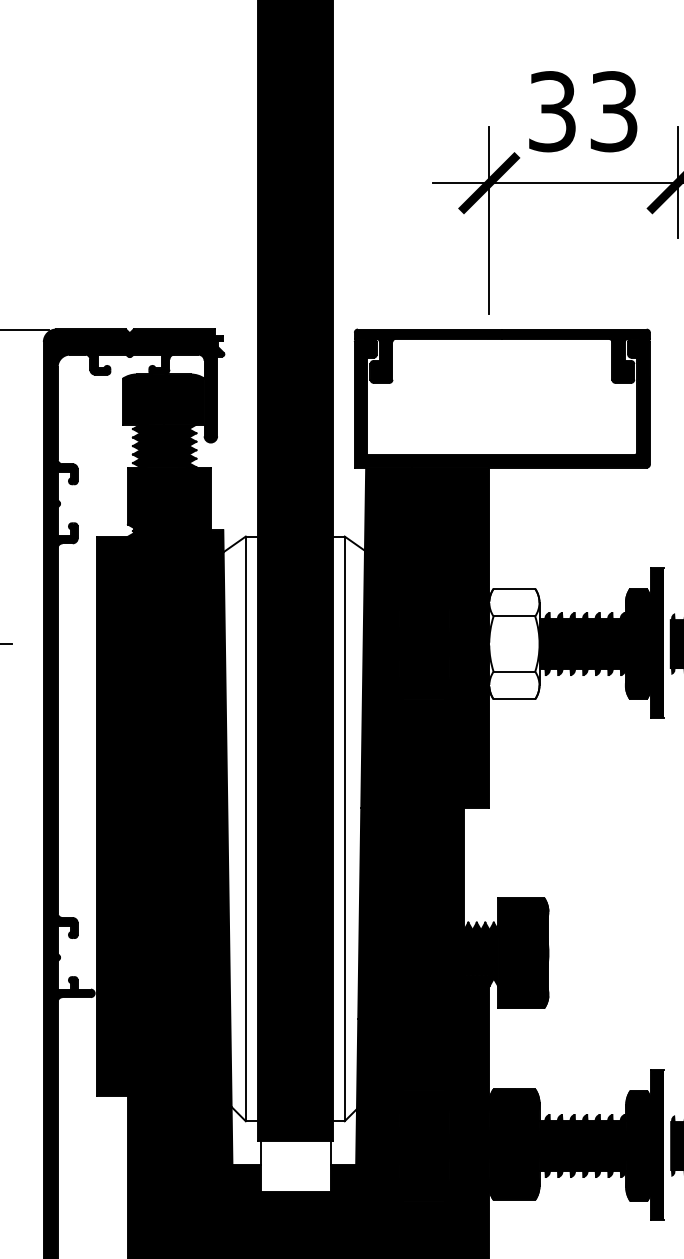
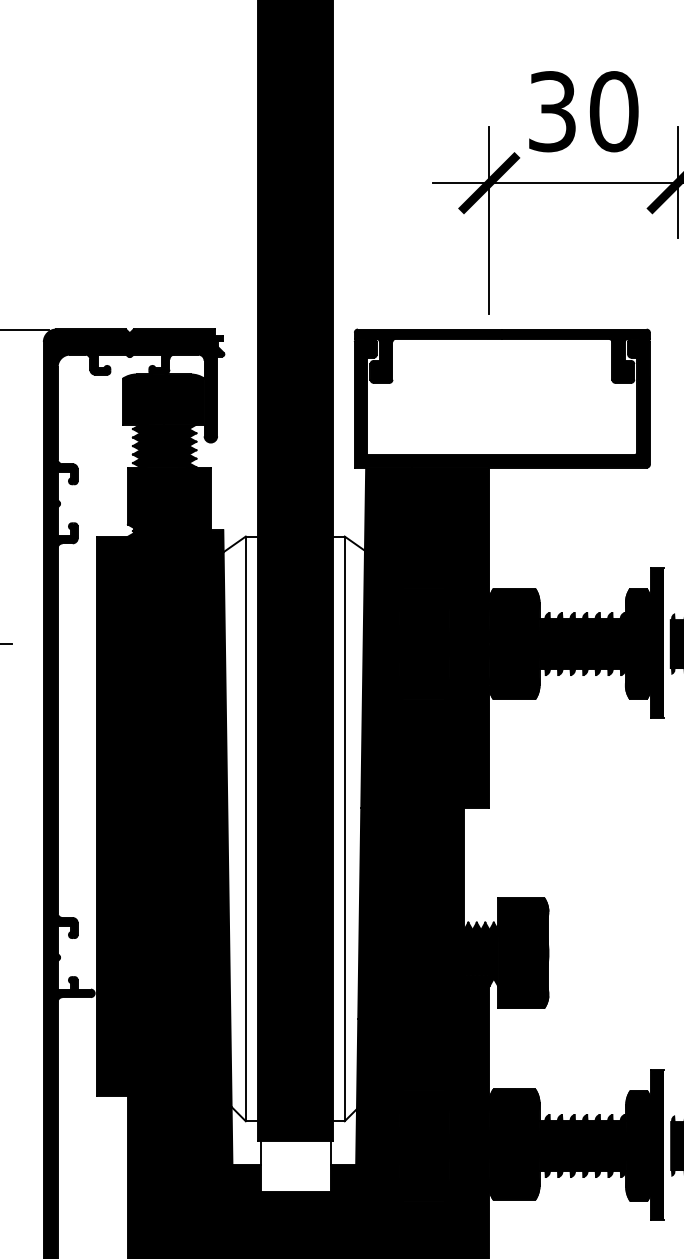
text: 33 -> 30 (614, 111)
fill: none -> present (514, 643)
